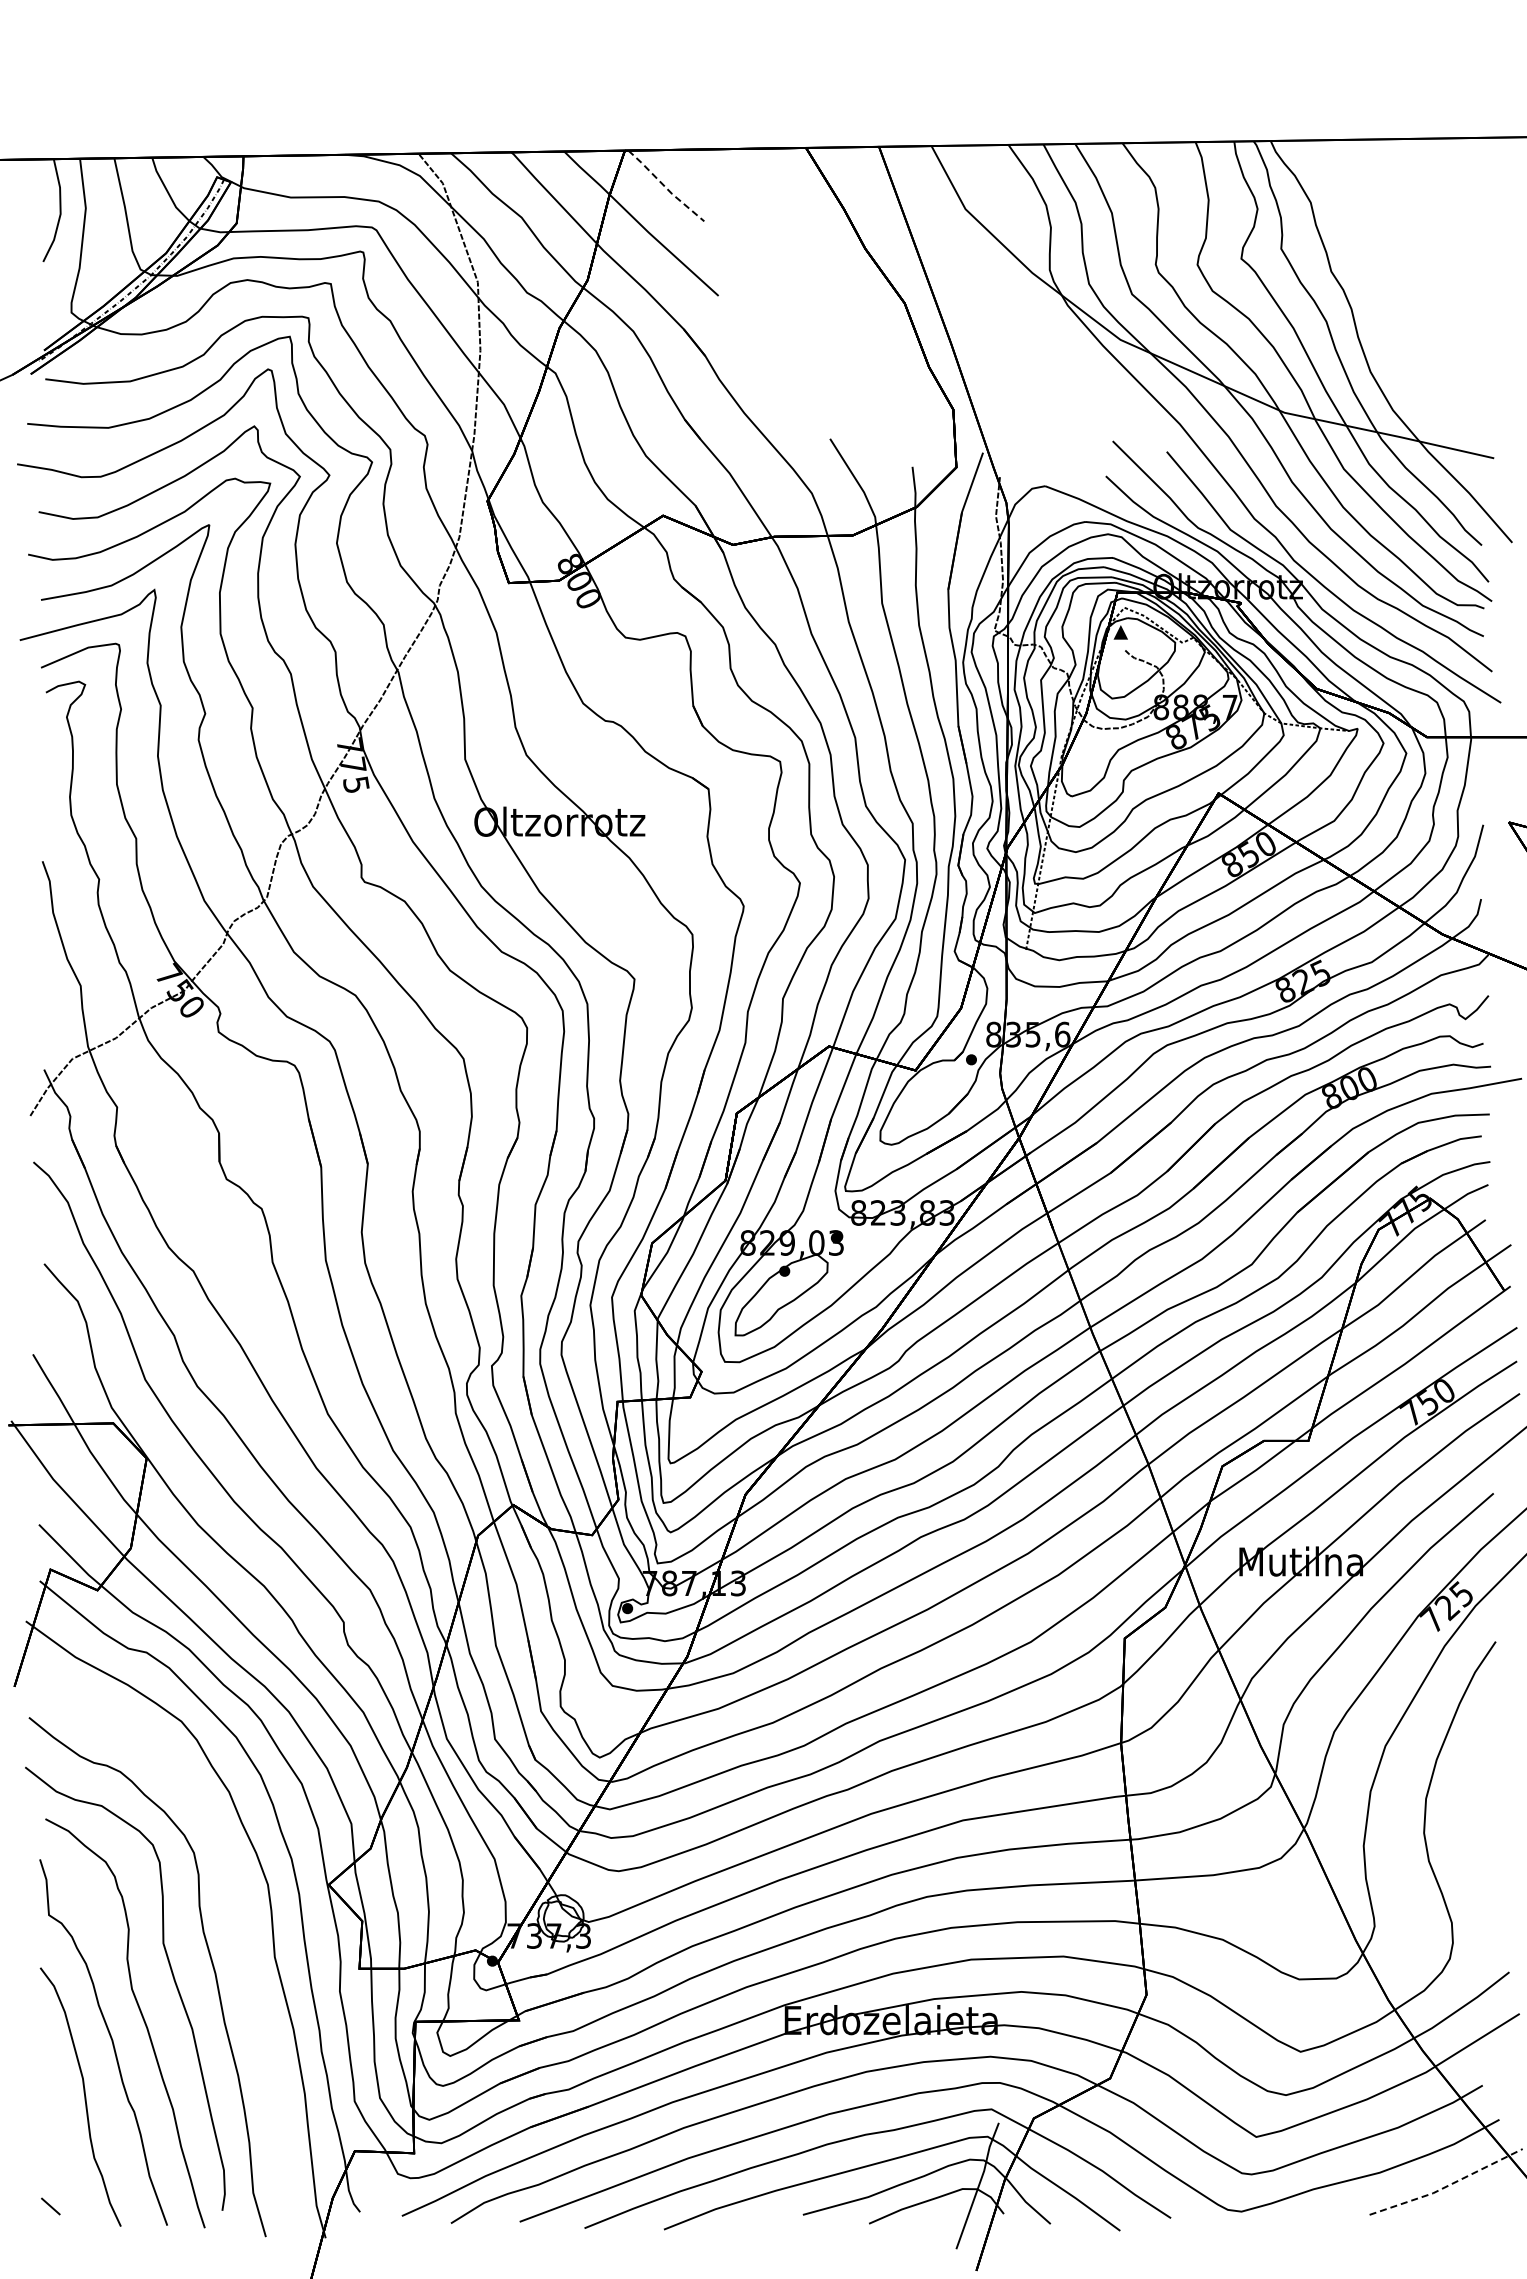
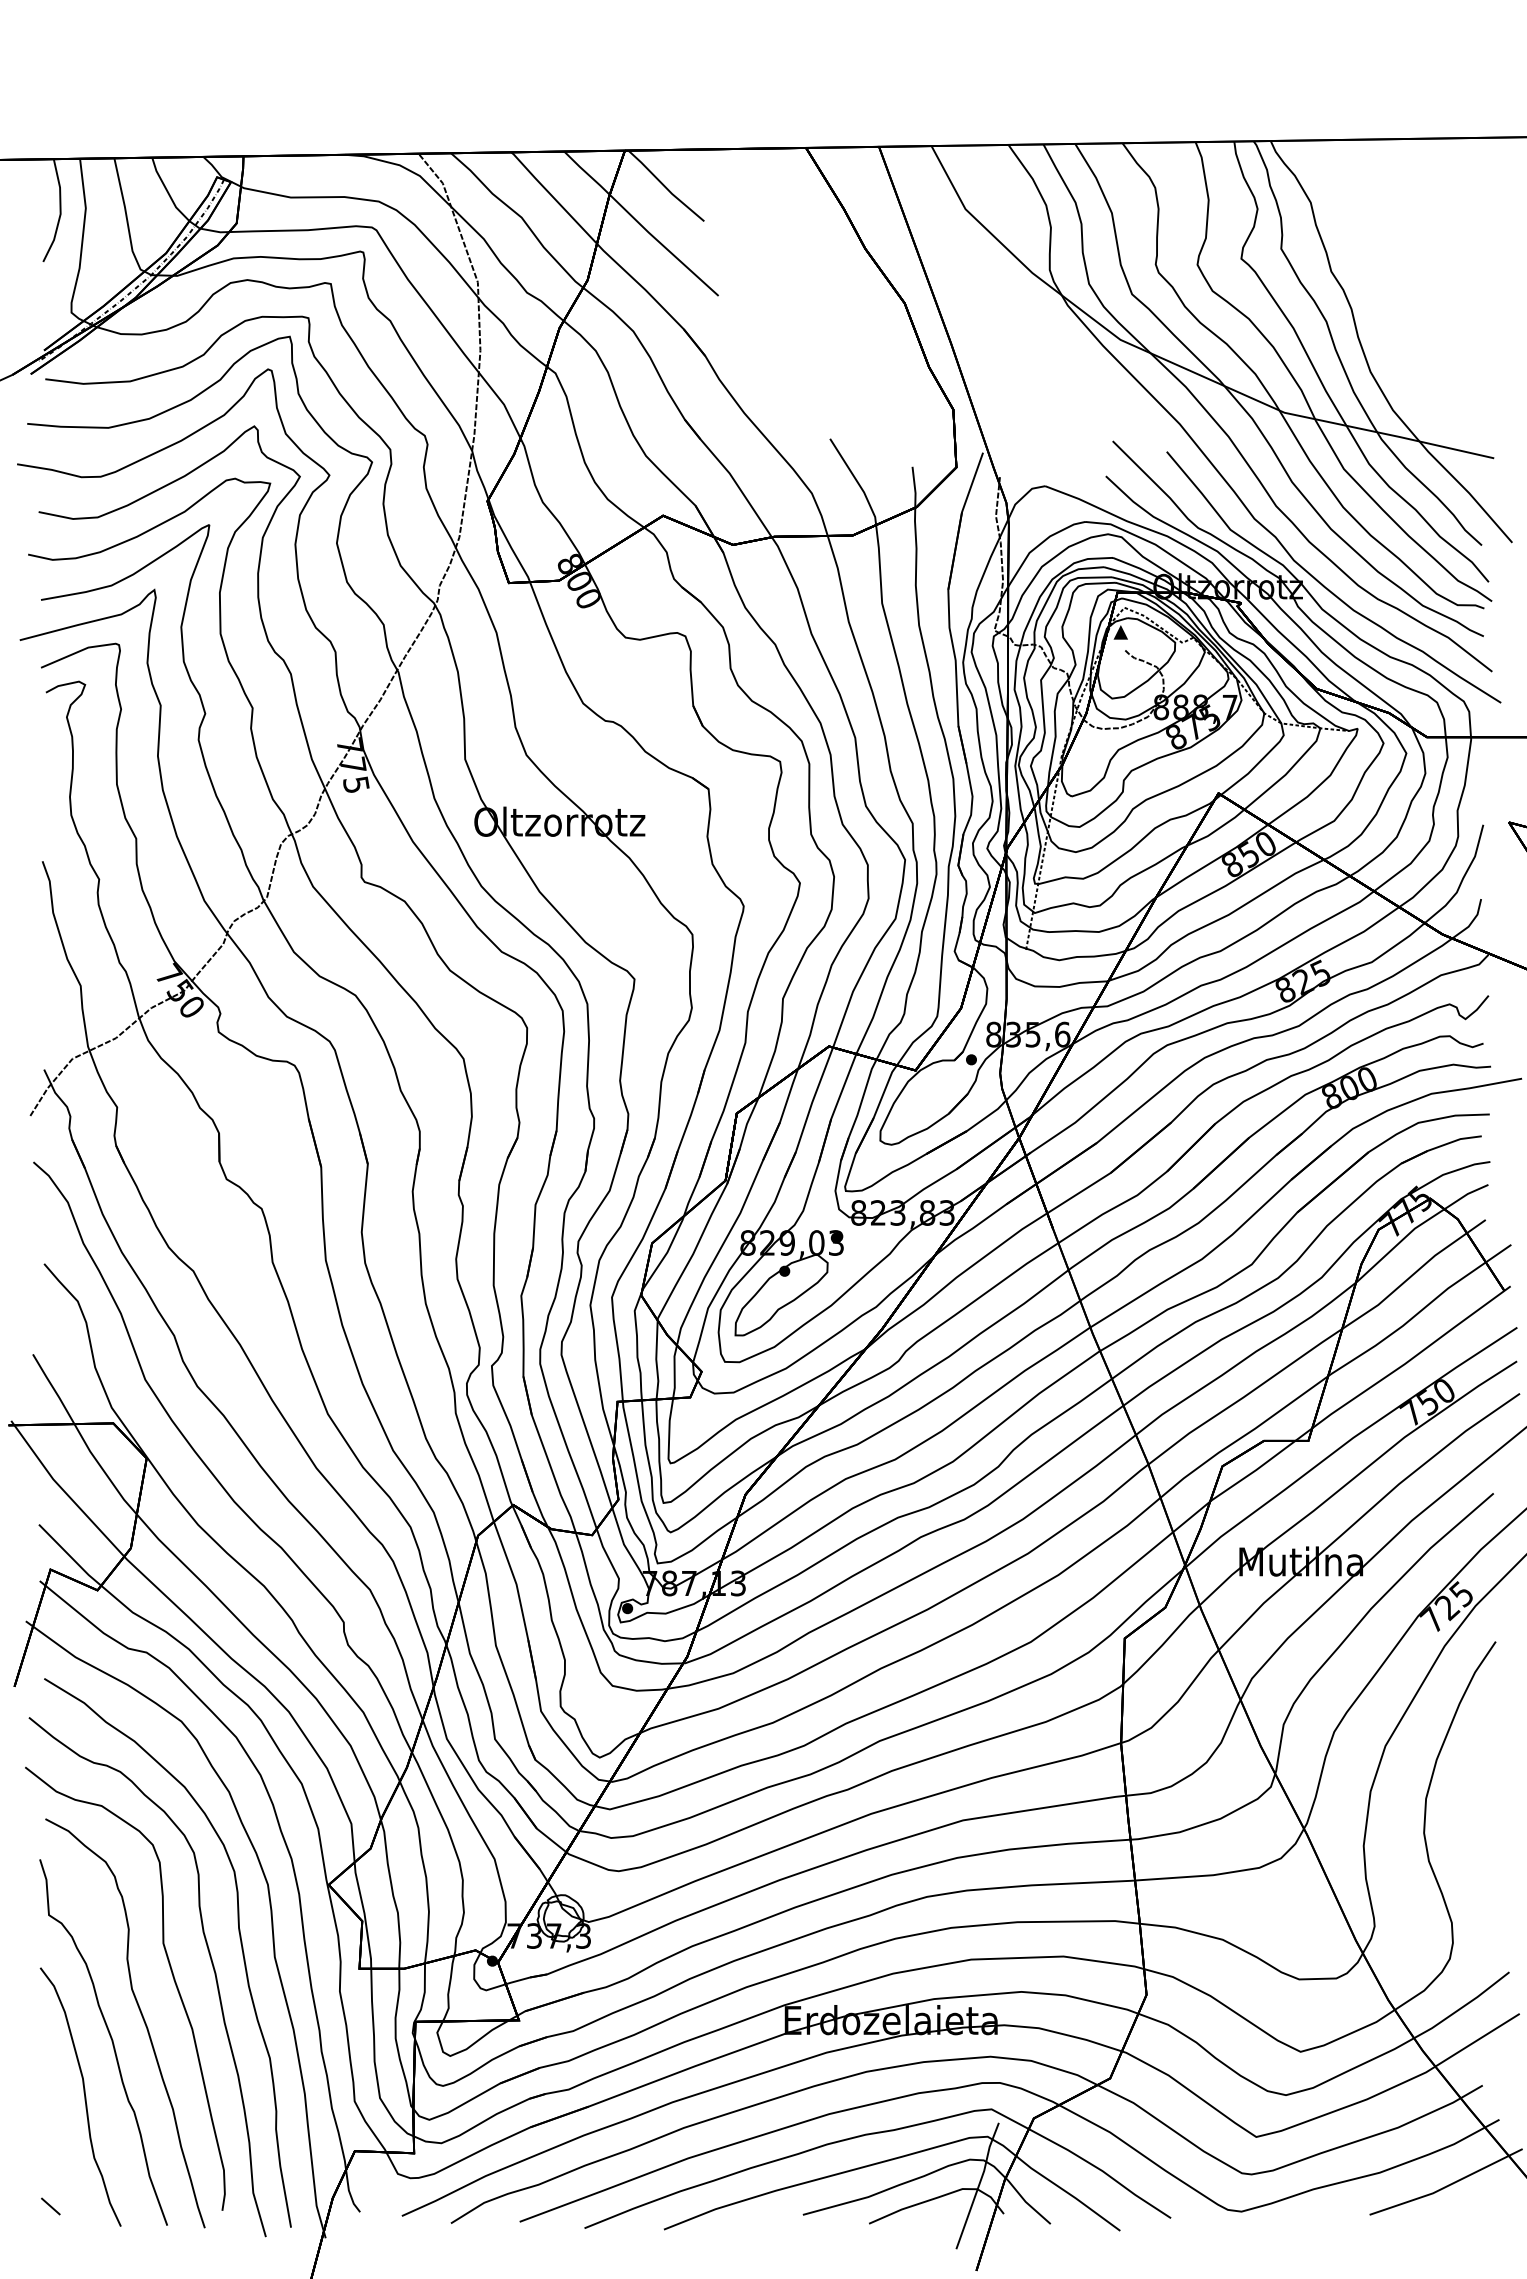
line: dashed -> solid (665, 187)
curve: none -> present (239, 1938)
line: dashed -> solid (1447, 2186)
